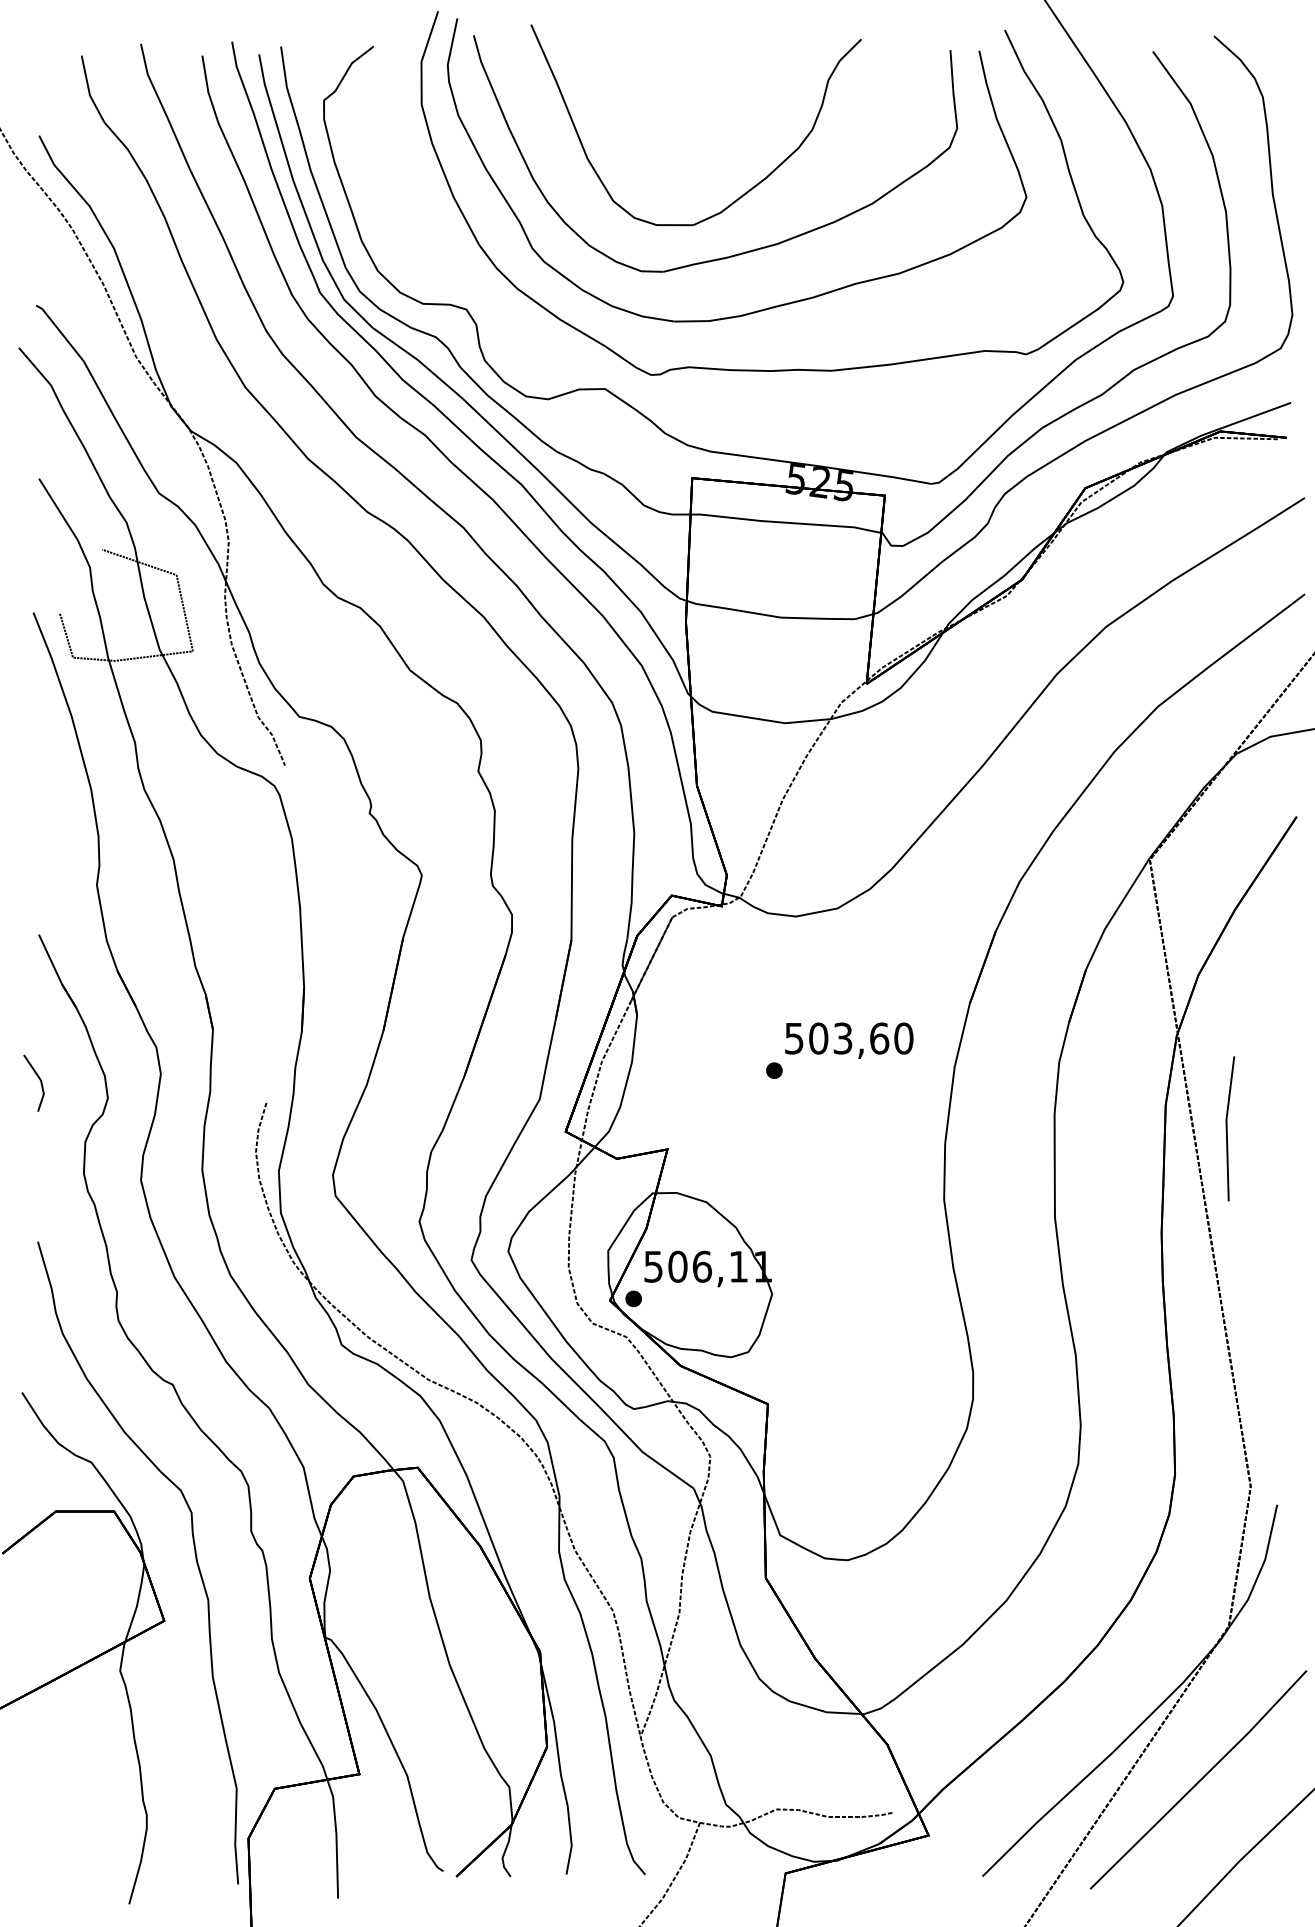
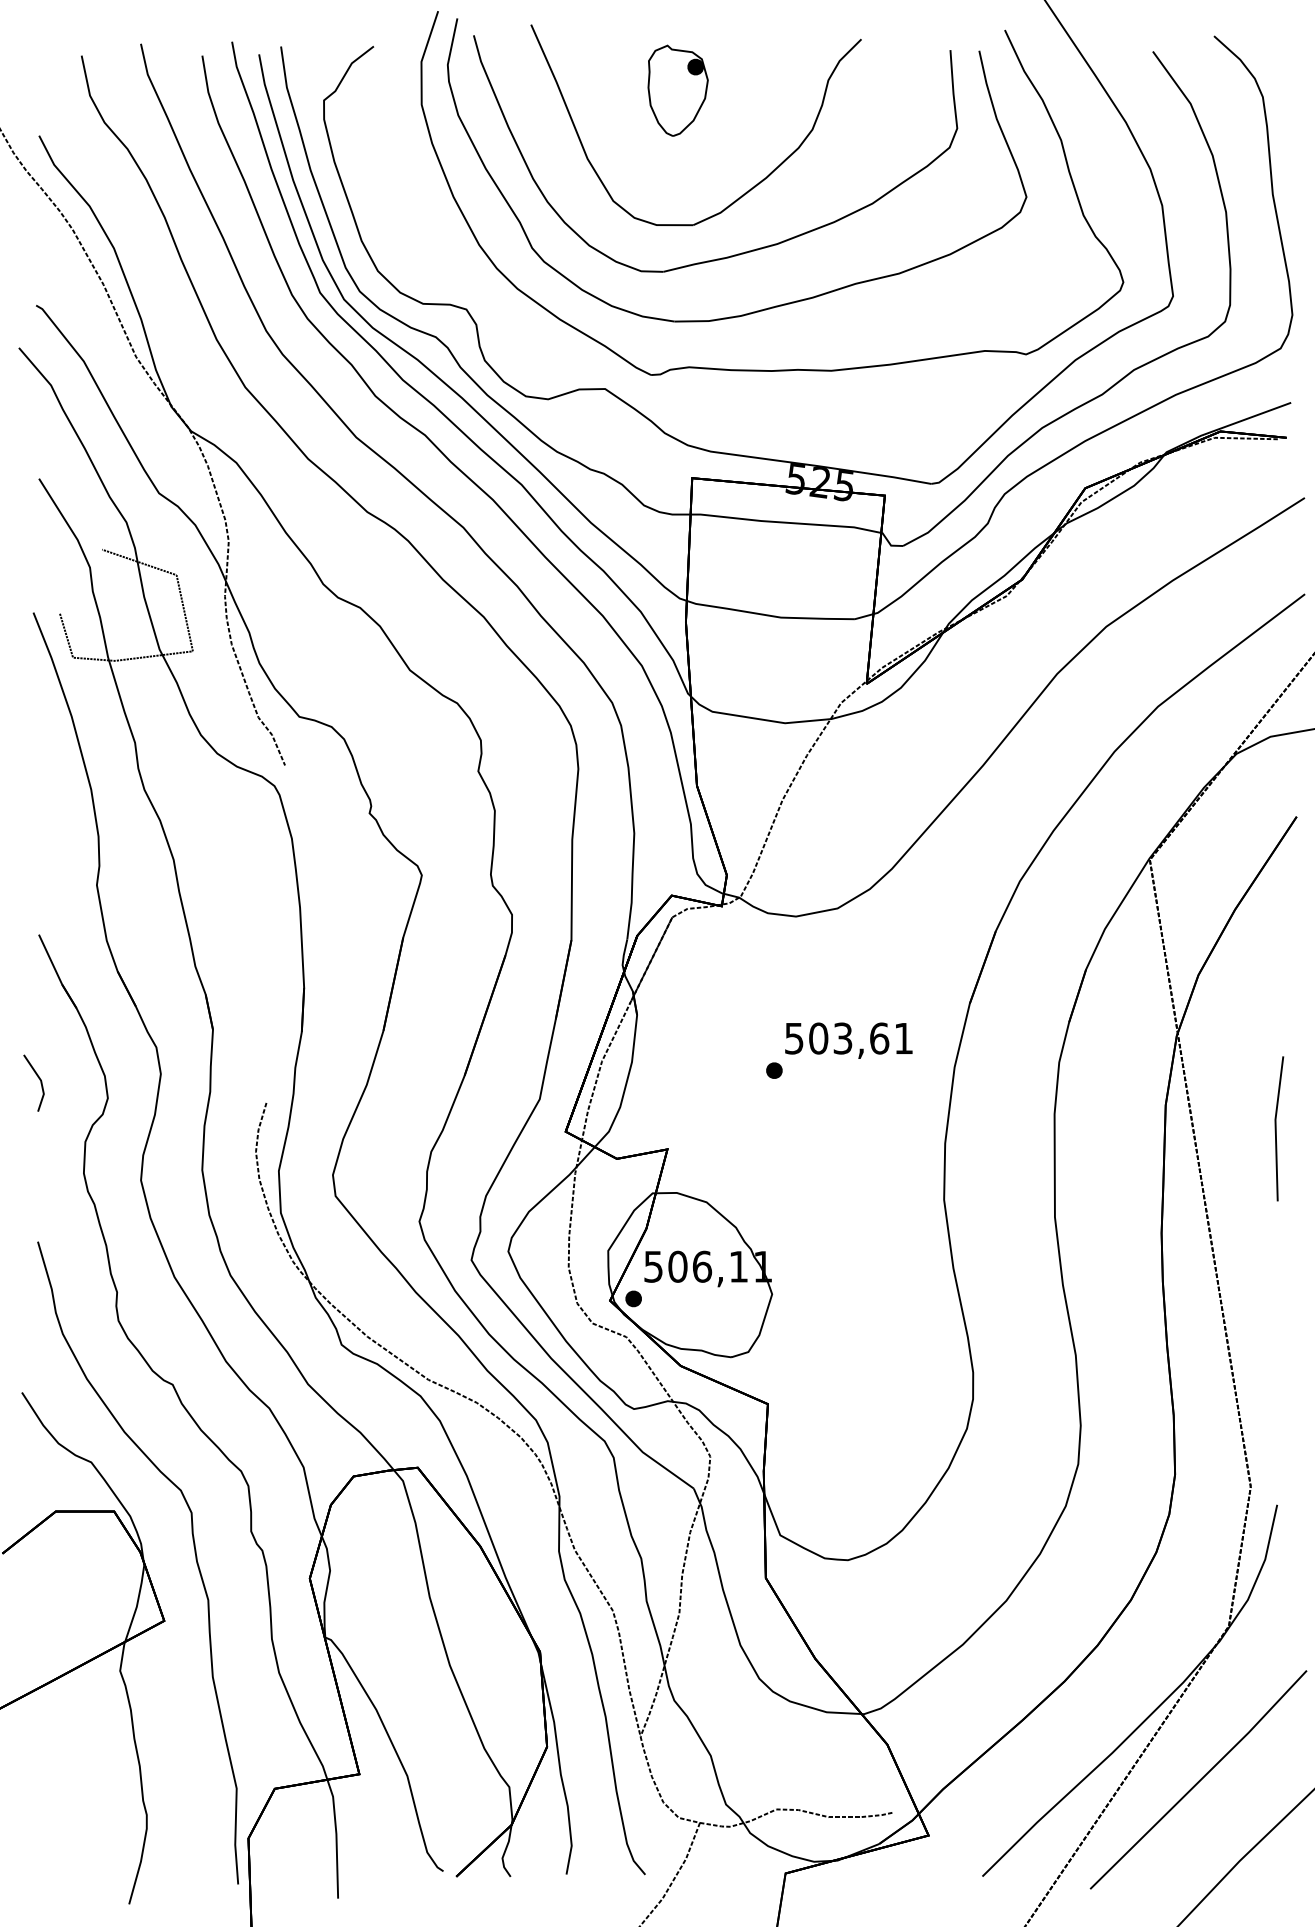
part: none -> present (677, 90)
text: 503,60 -> 503,61 (903, 1038)
line position: (1227, 1128) -> (1276, 1128) (1276, 1128)
